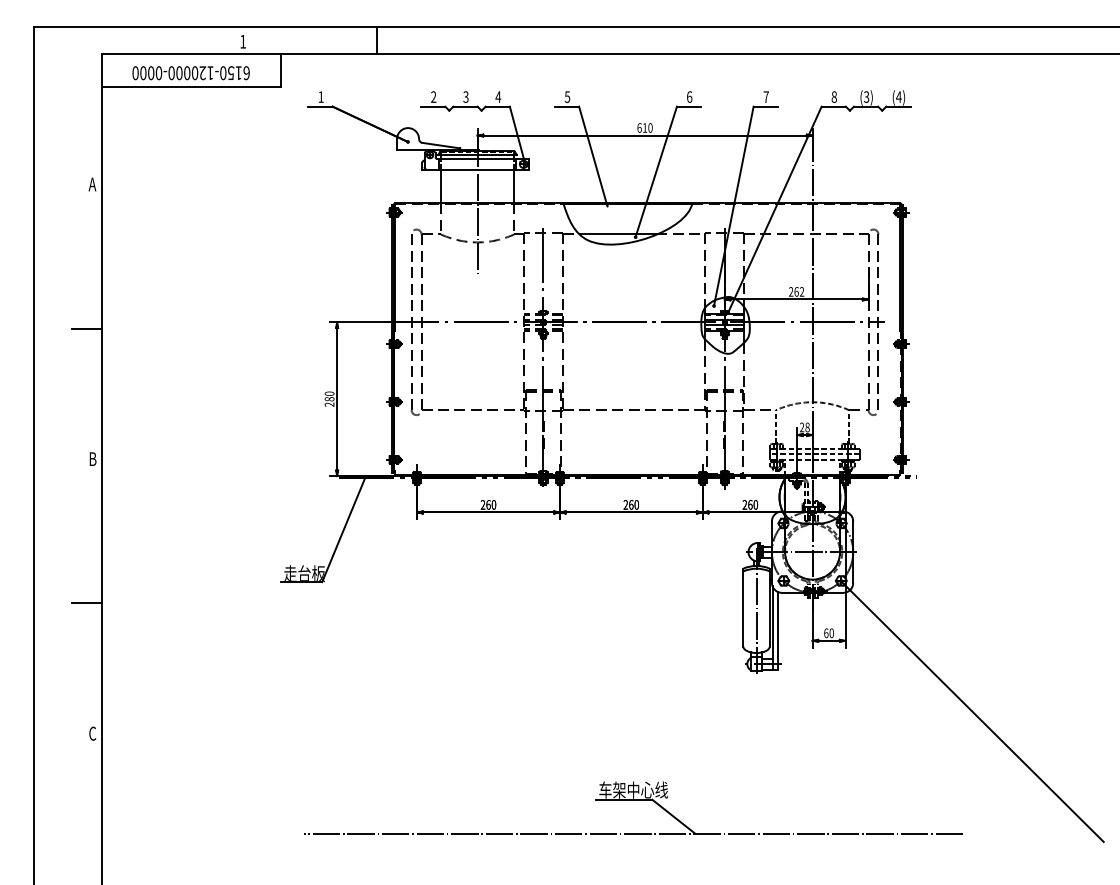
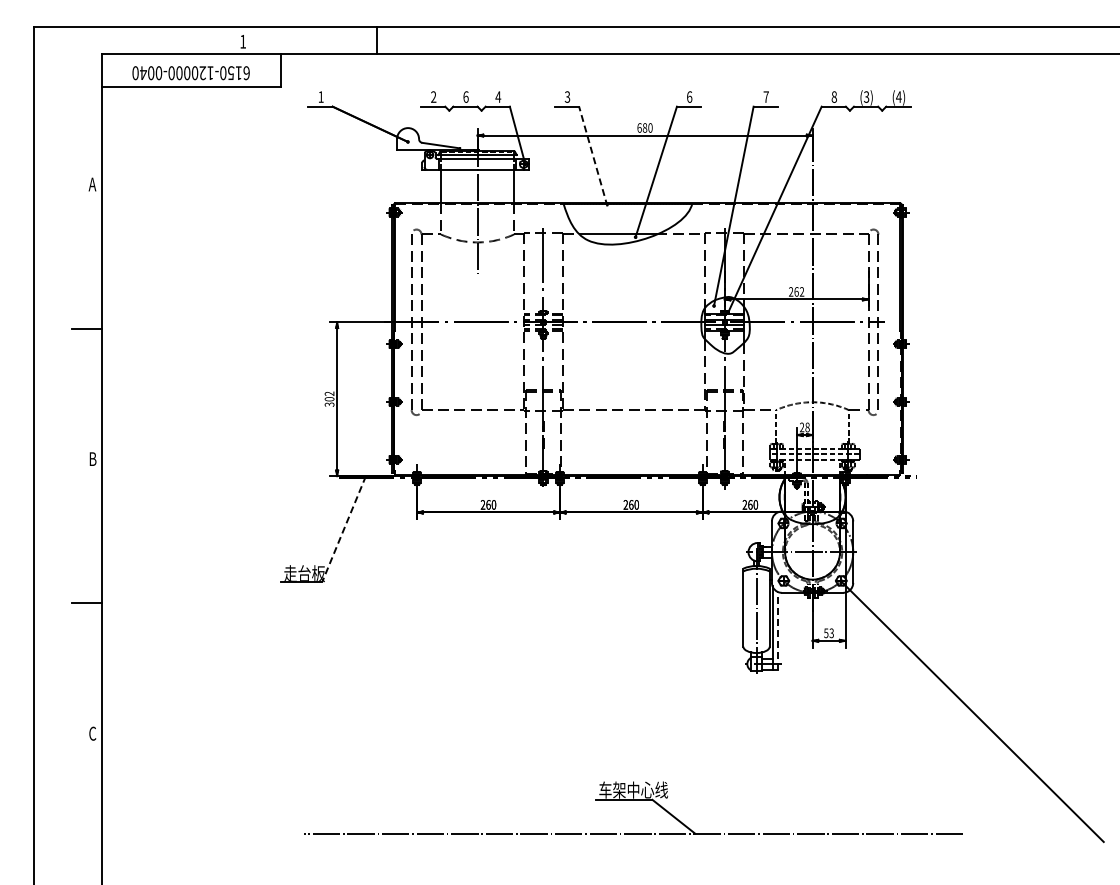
text: 6150-120000-0000 -> 6150-120000-0040 (143, 73)
text: 3 -> 6 (465, 96)
text: 5 -> 3 (567, 96)
text: 610 -> 680 (644, 127)
line: solid -> dashed (593, 156)
text: 280 -> 302 (329, 398)
line: solid -> dashed (343, 529)
line: solid -> dashed (777, 630)
text: 60 -> 53 (828, 633)
